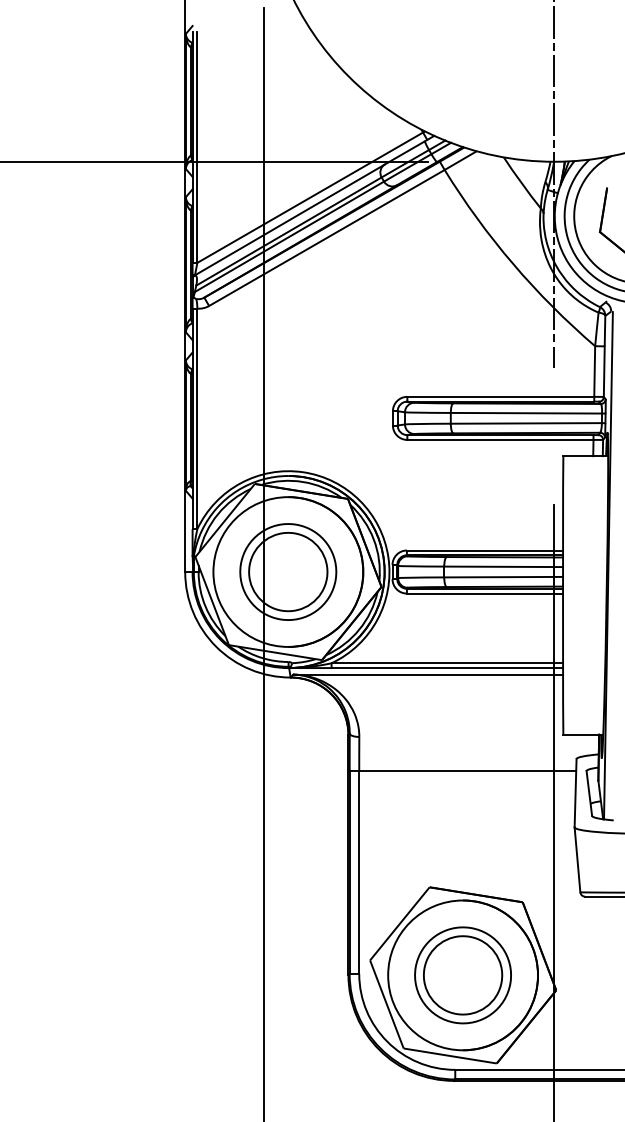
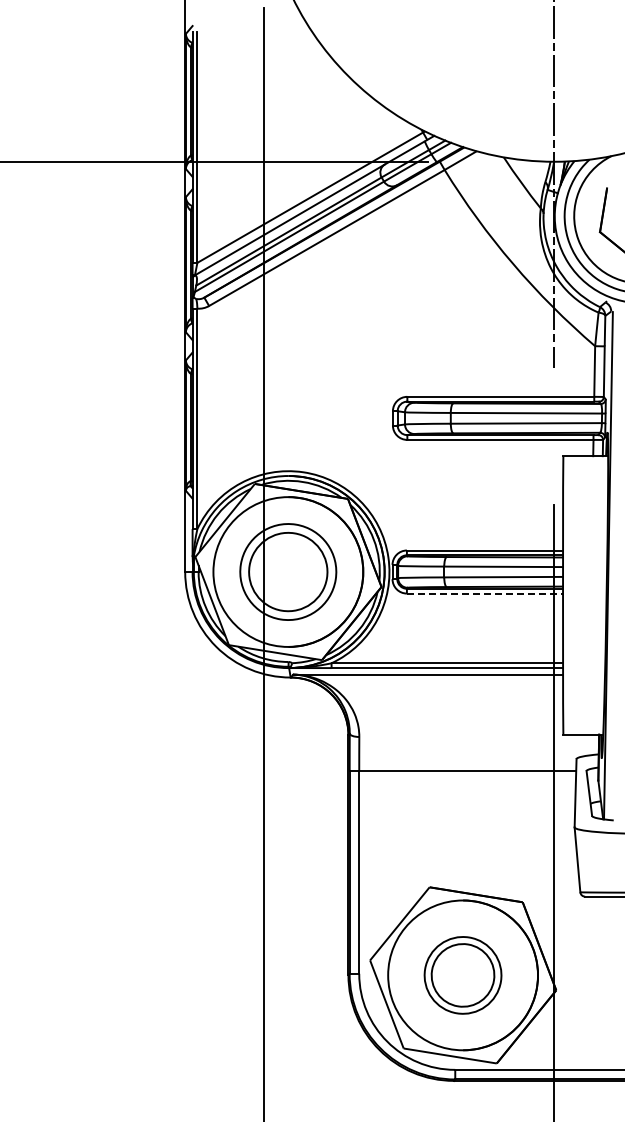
line: solid -> dashed (485, 593)
part size: 98x99 px -> 80x79 px (462, 975)
